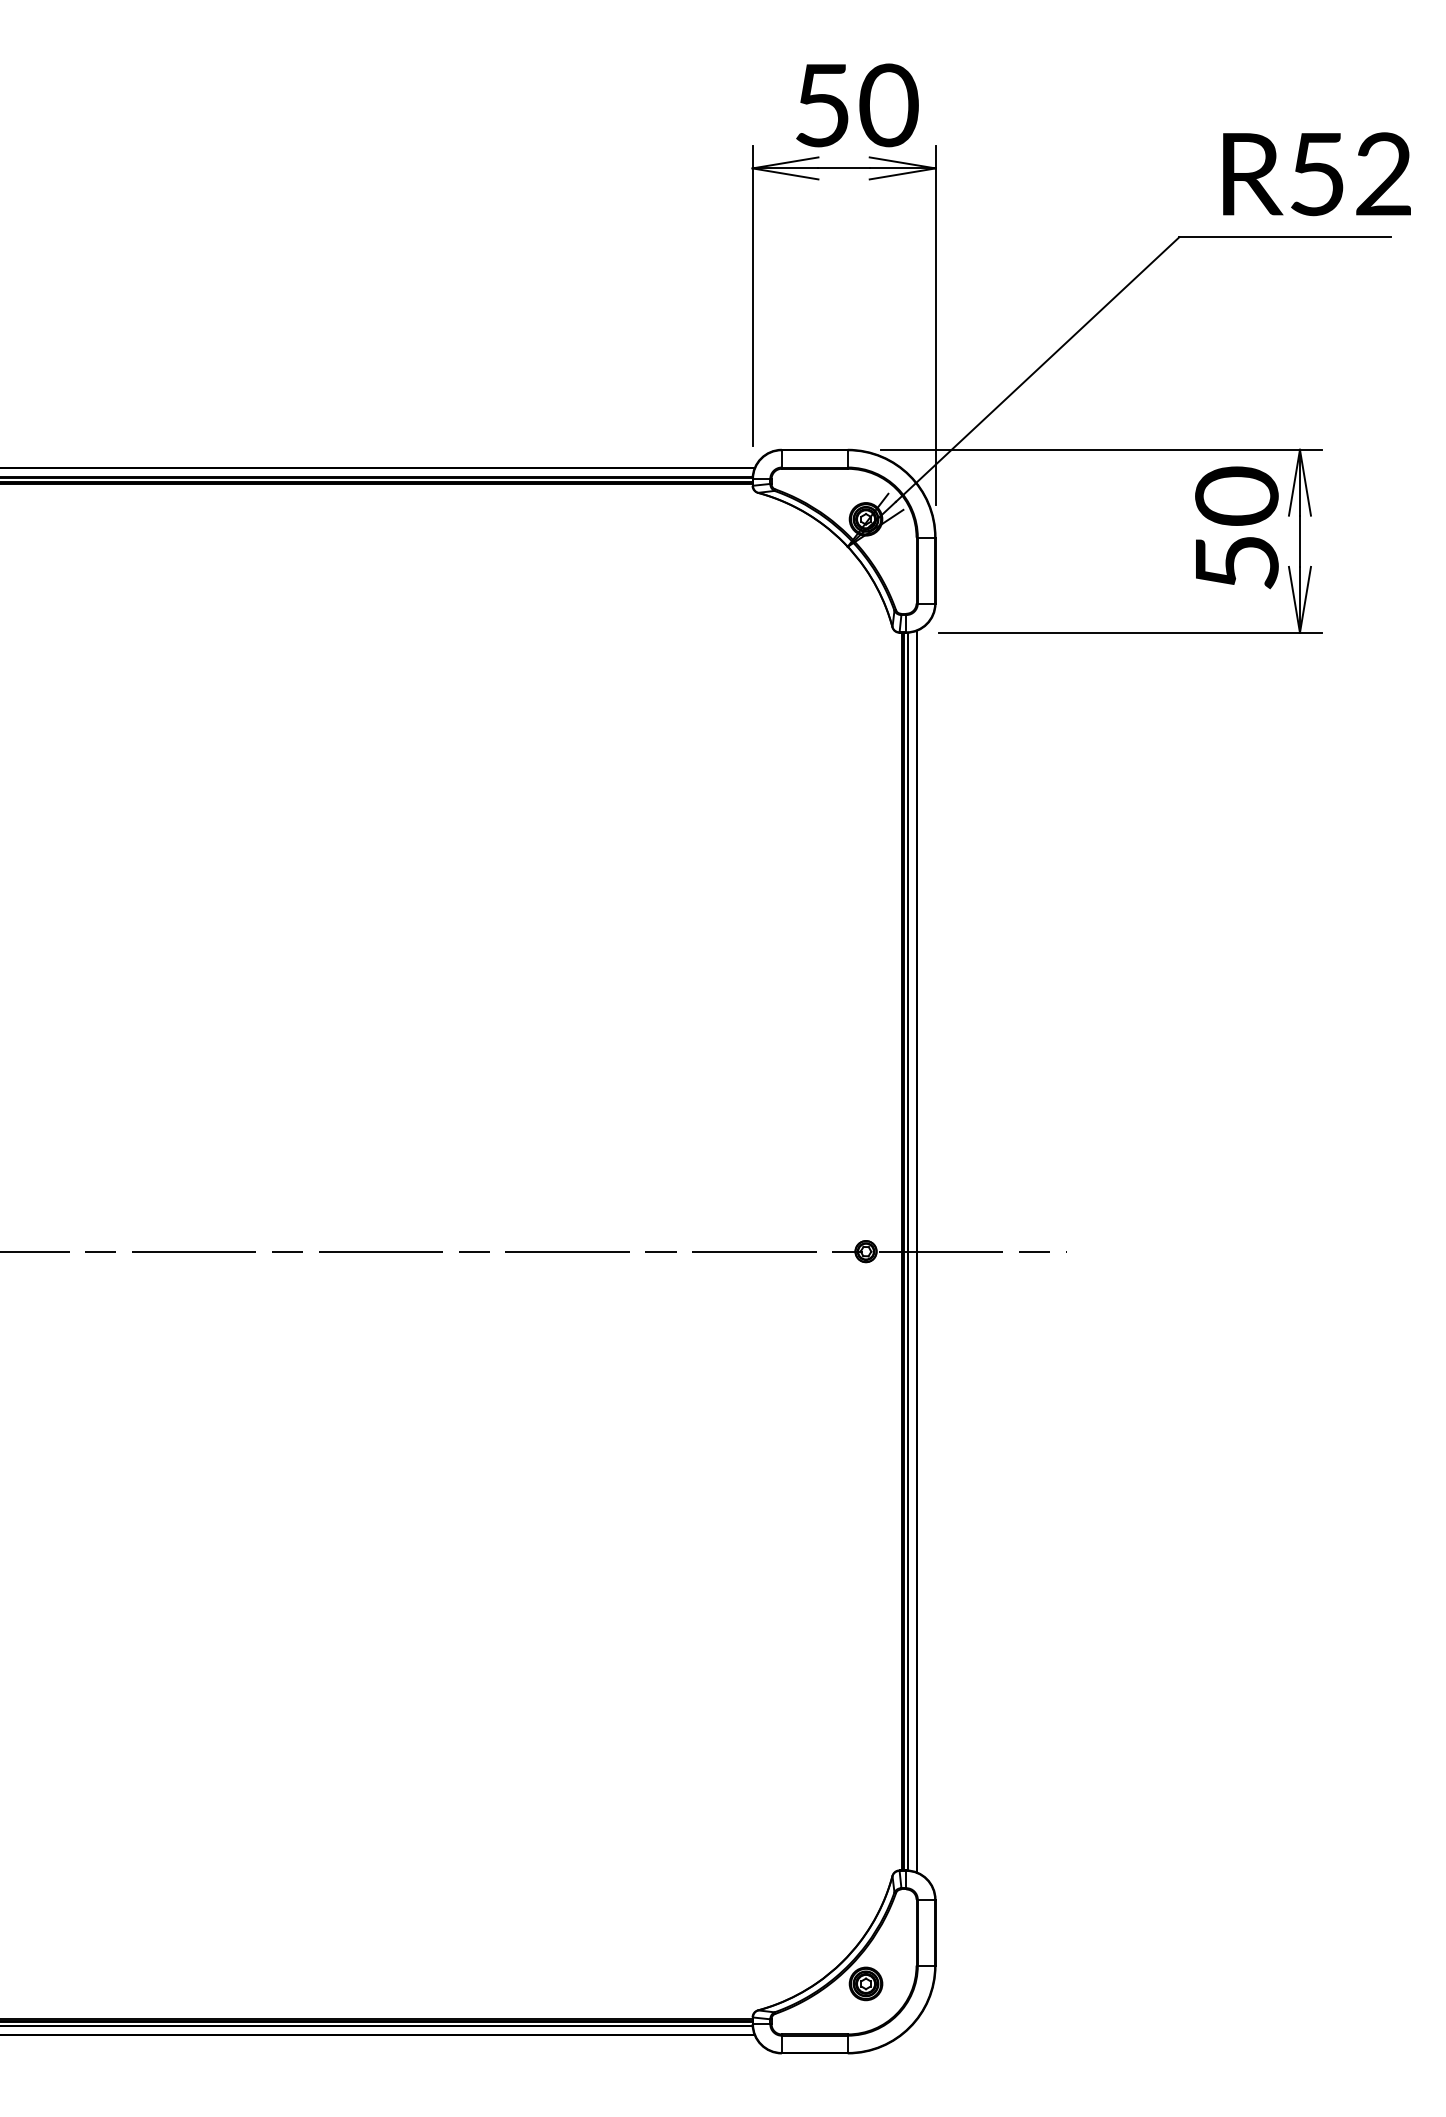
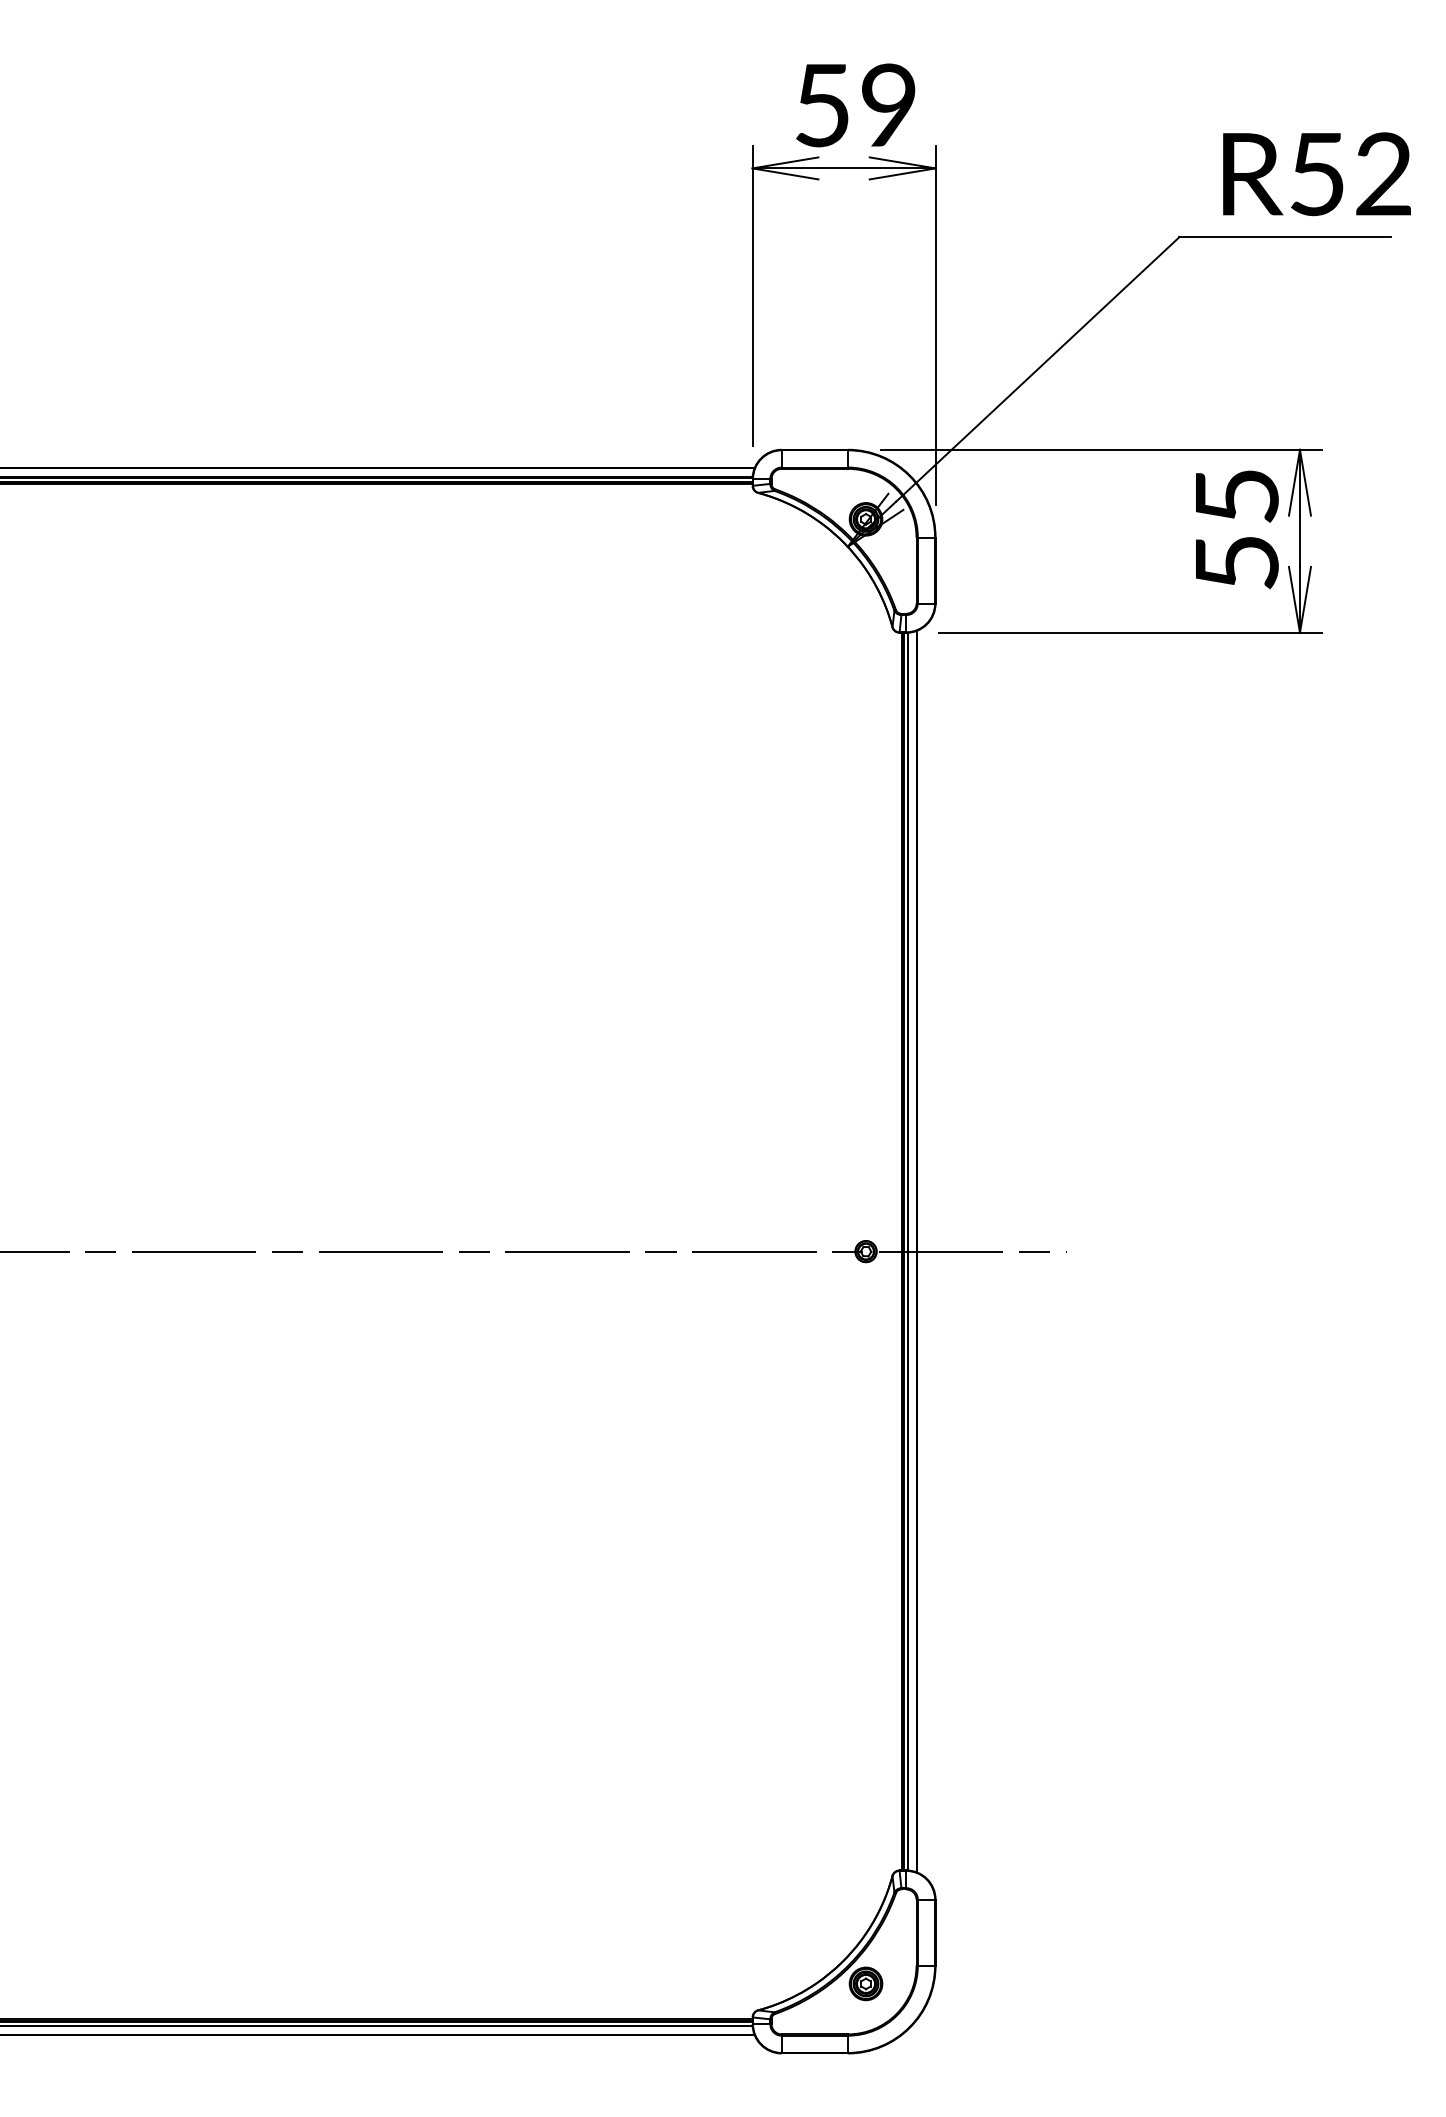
text: 50 -> 59 (888, 105)
text: 50 -> 55 (1236, 495)
